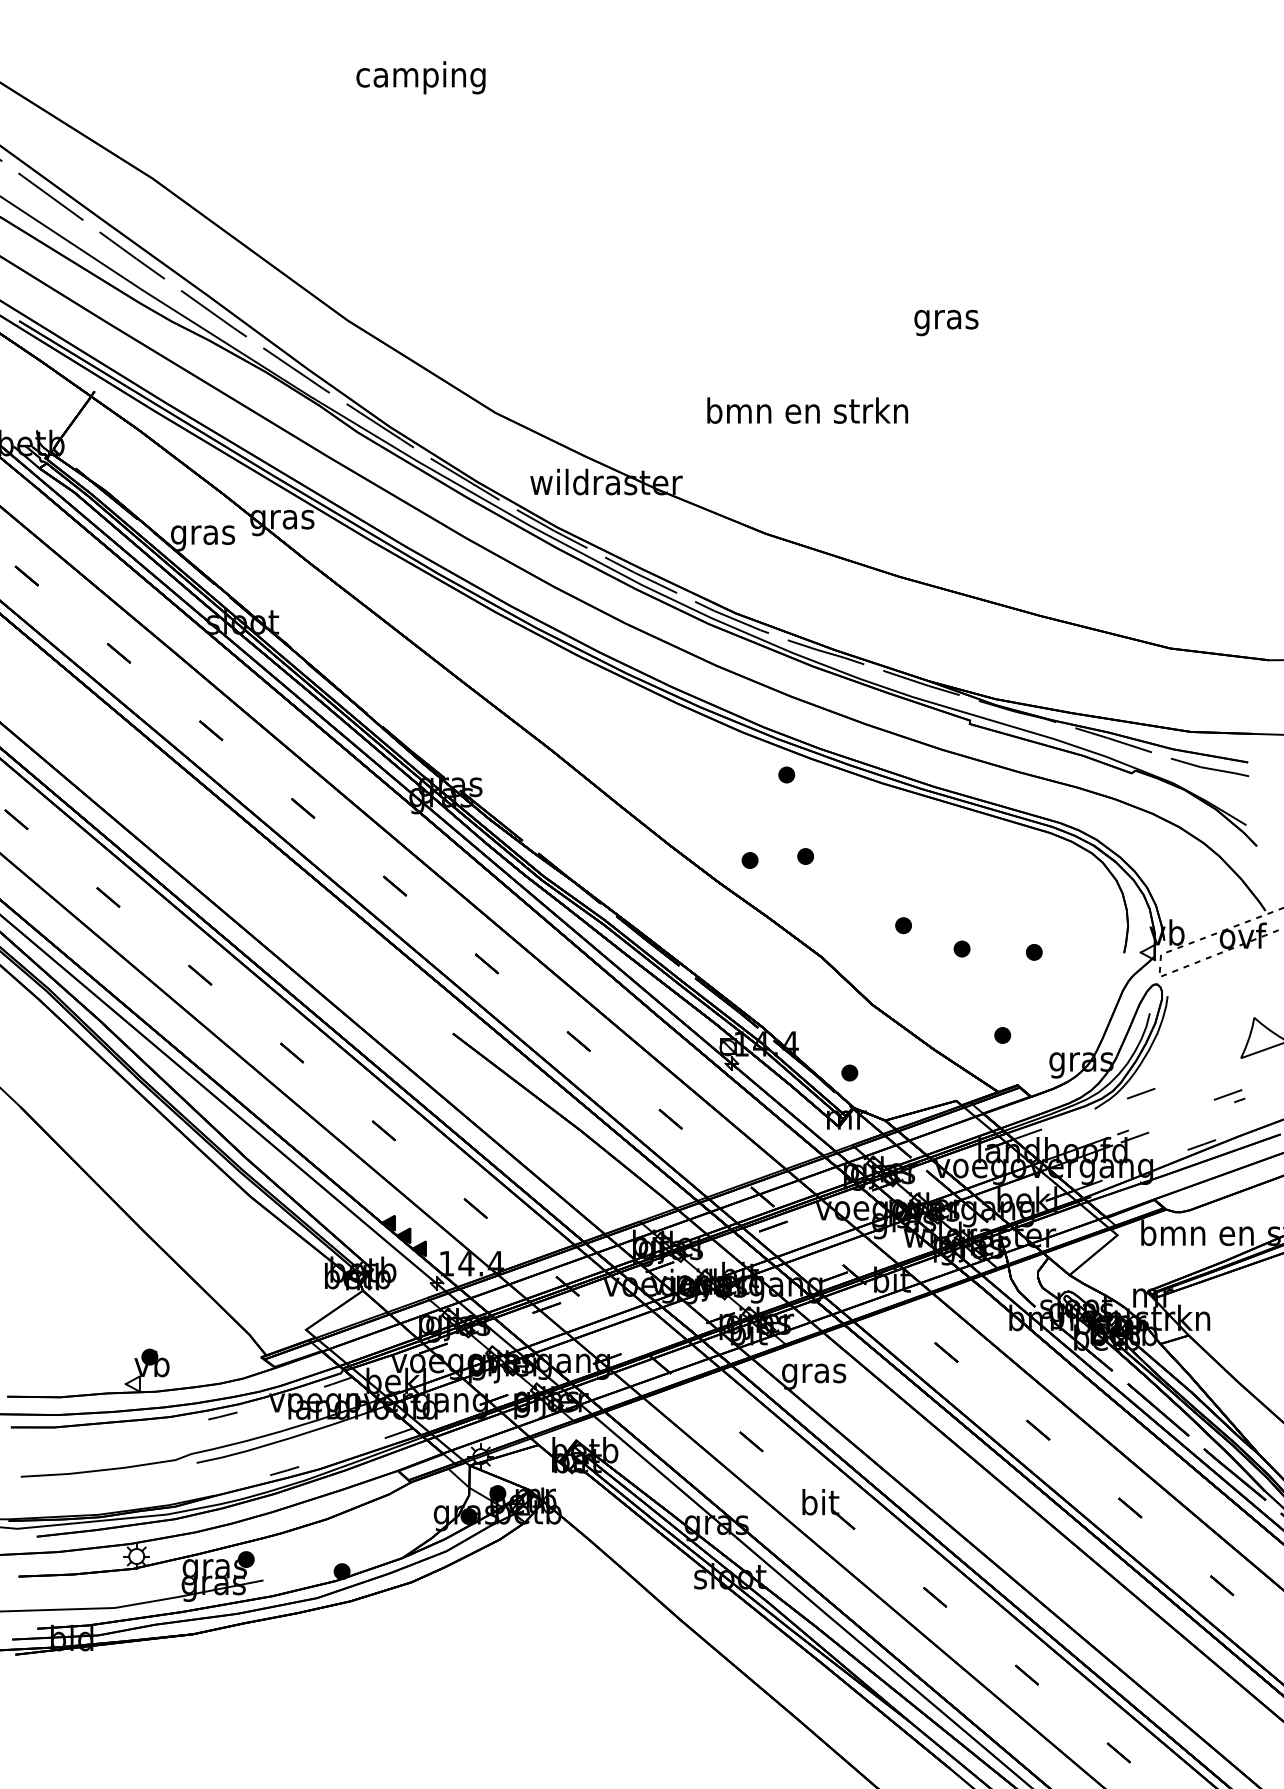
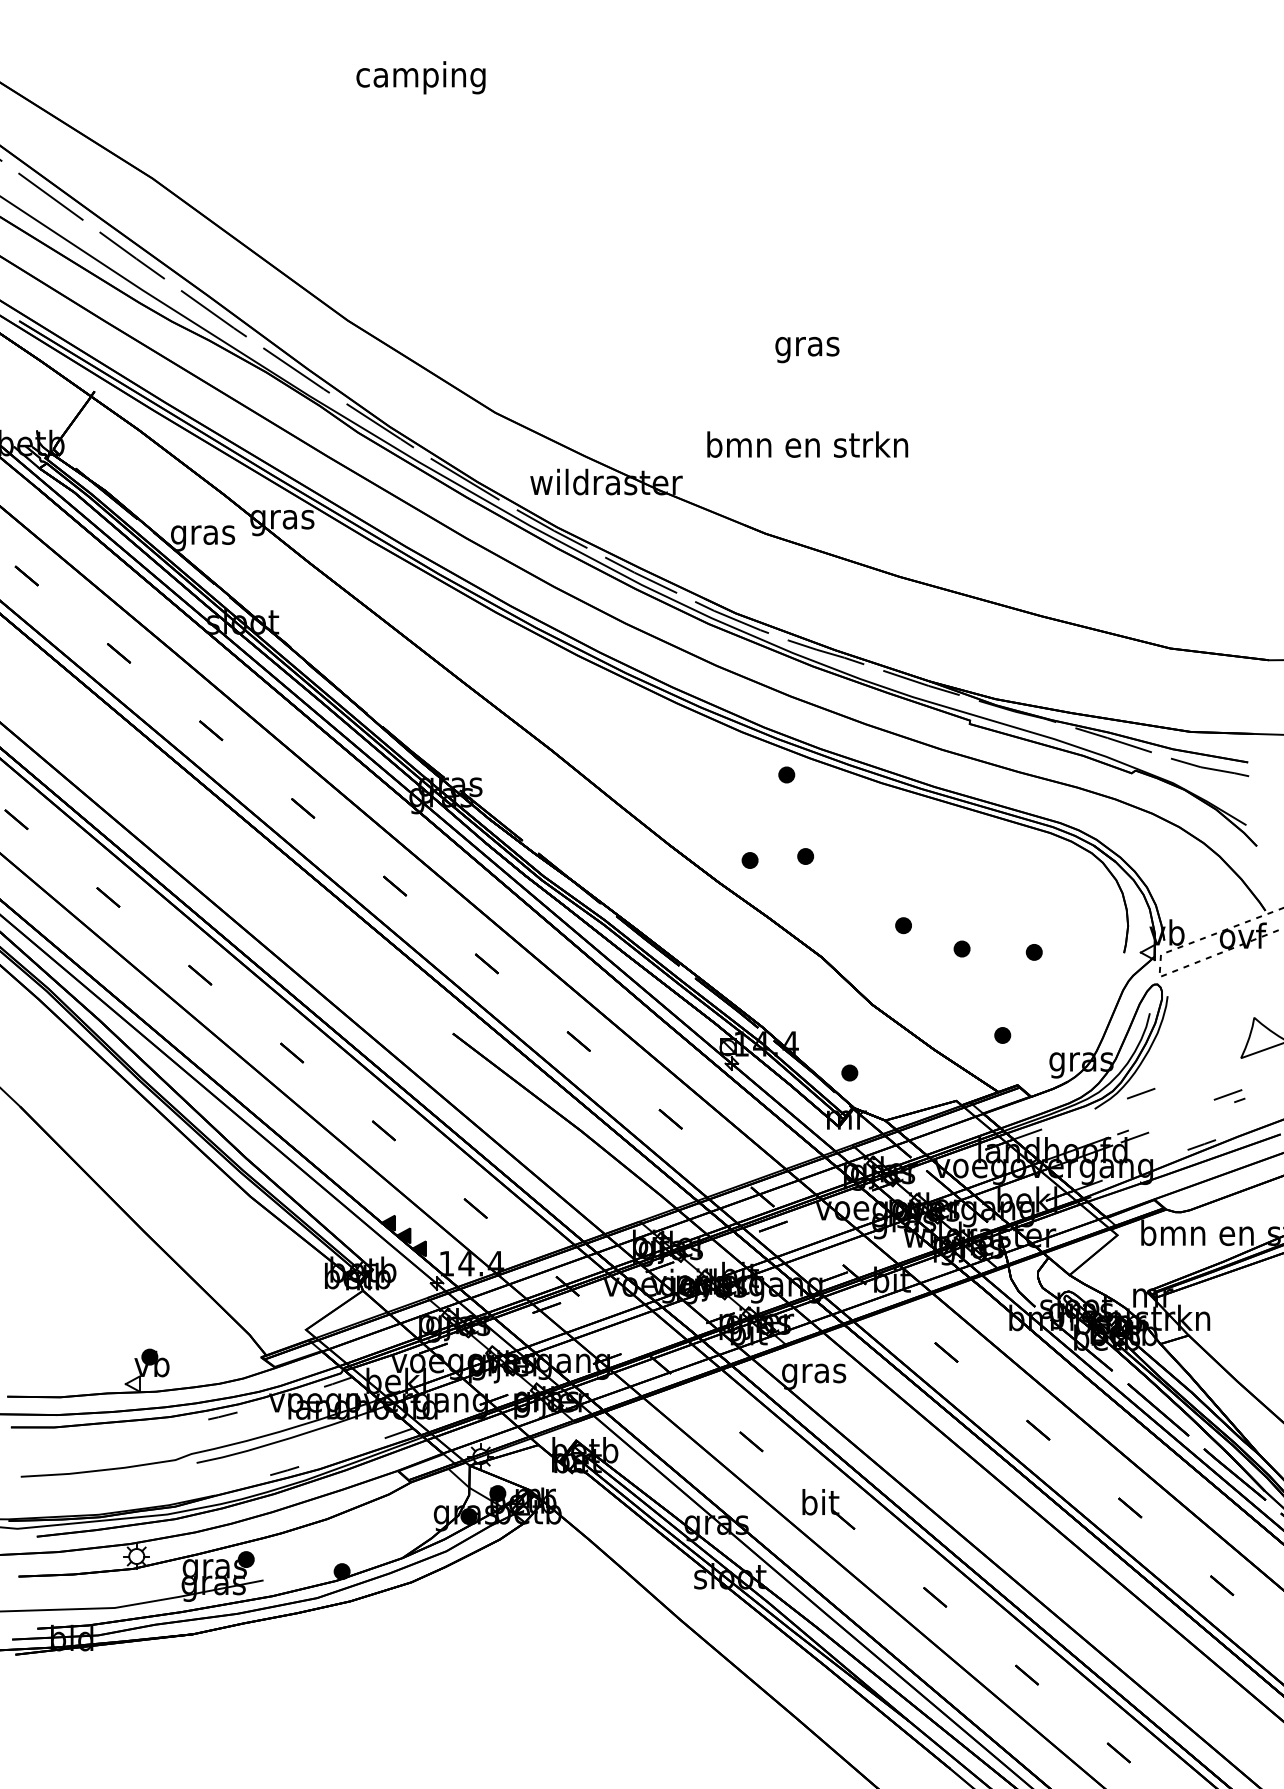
text position: (946, 322) -> (807, 349) (807, 349)
text position: (807, 410) -> (807, 444) (807, 444)
